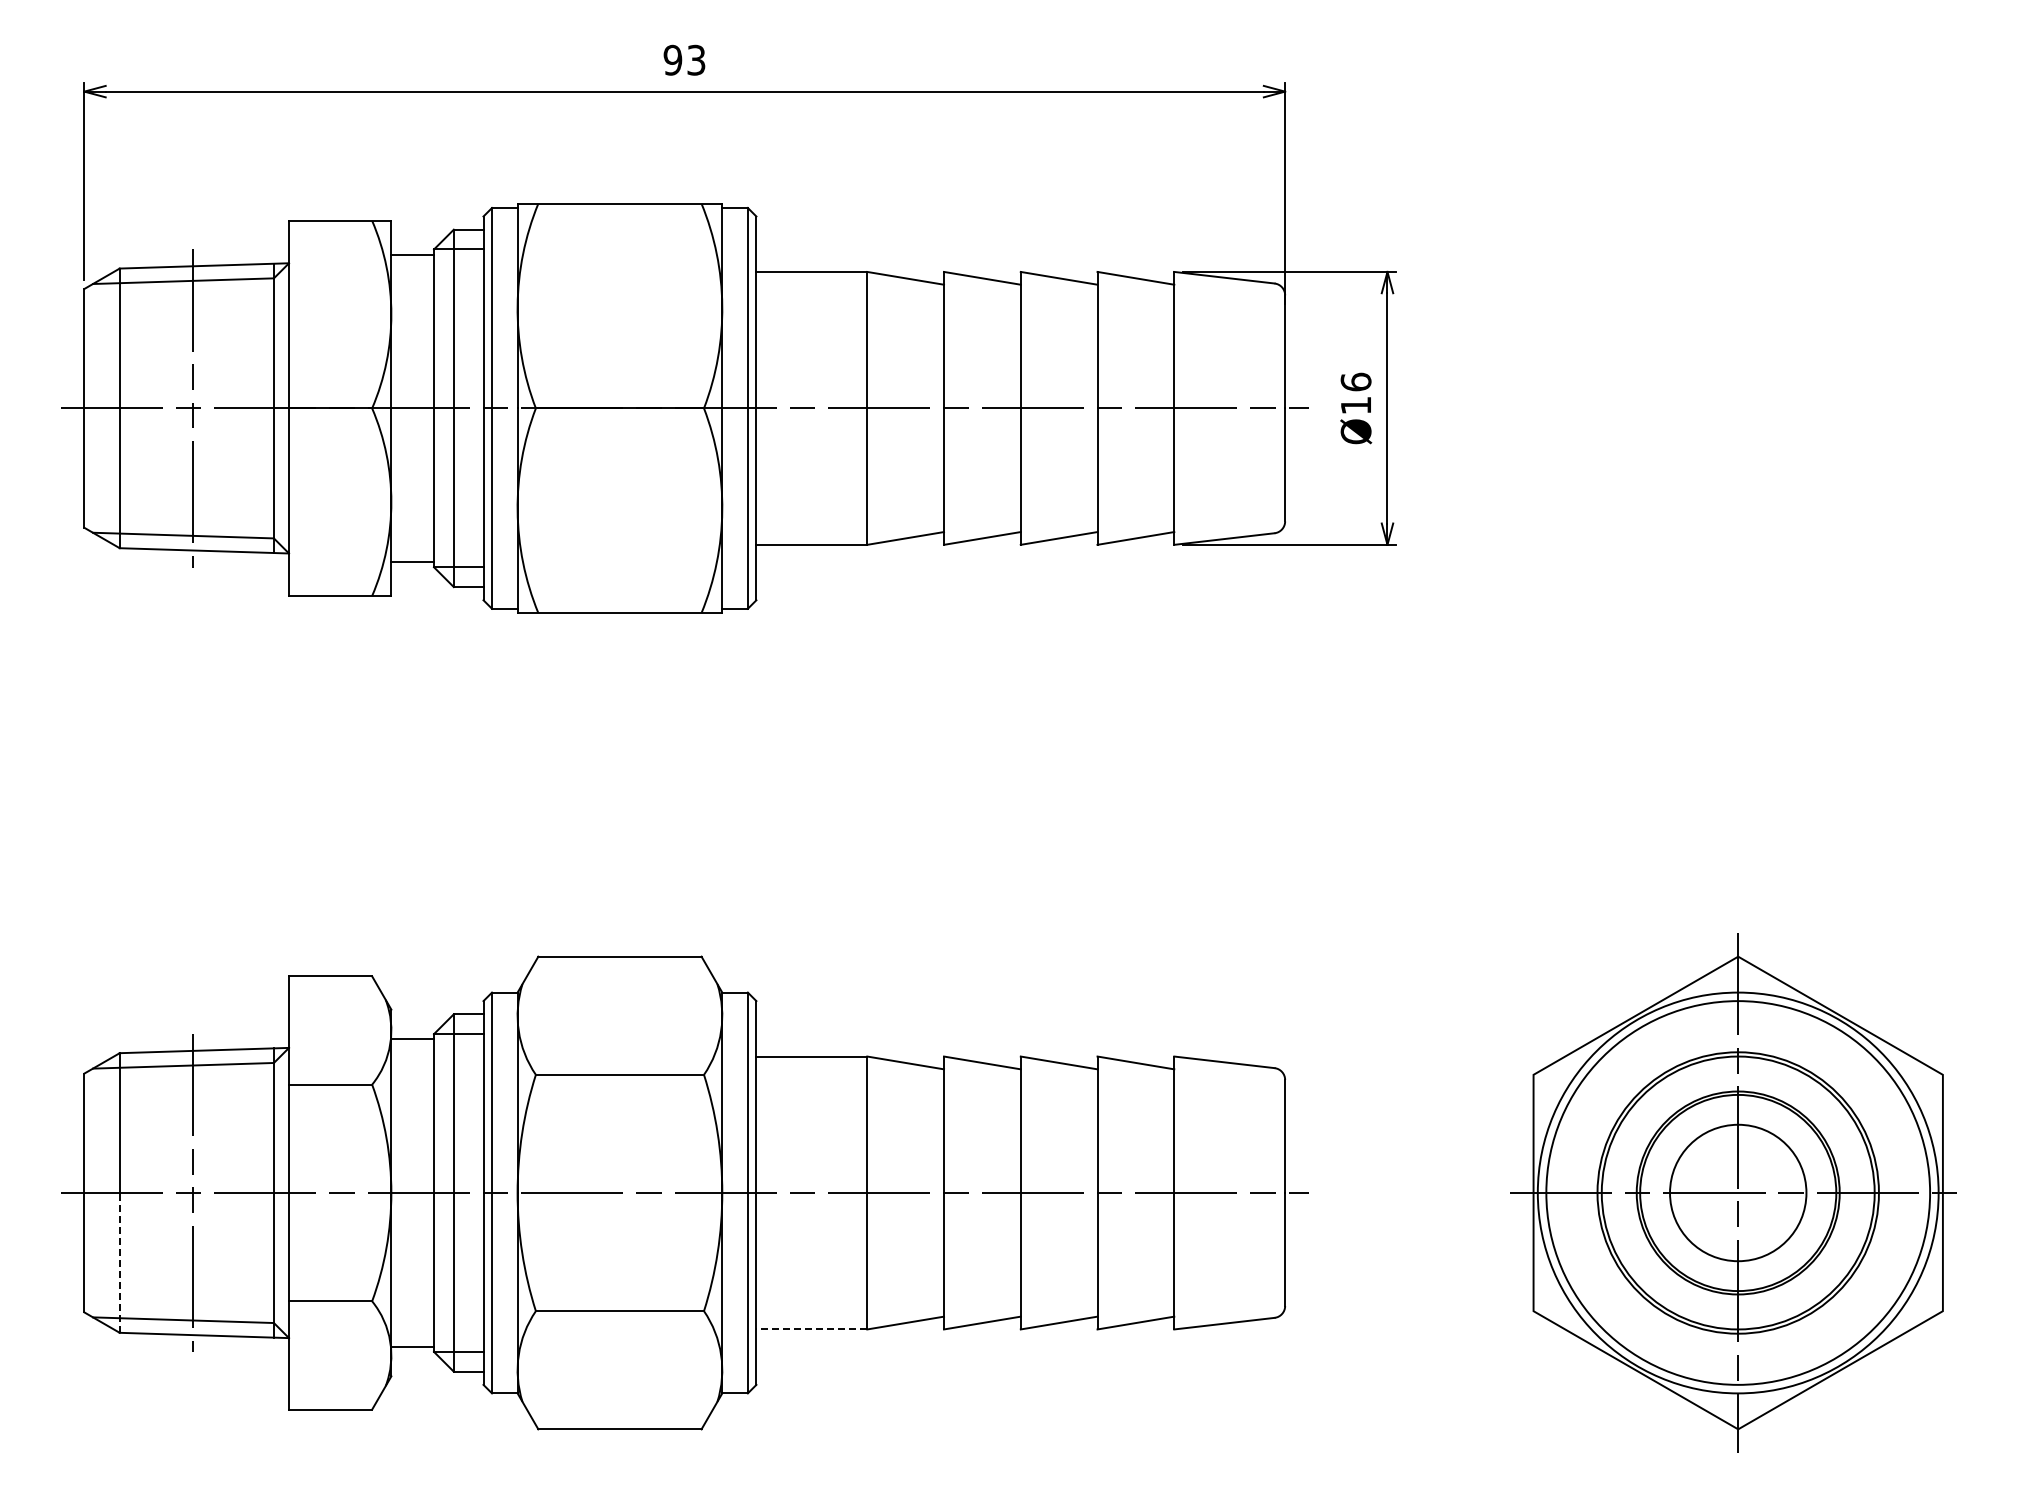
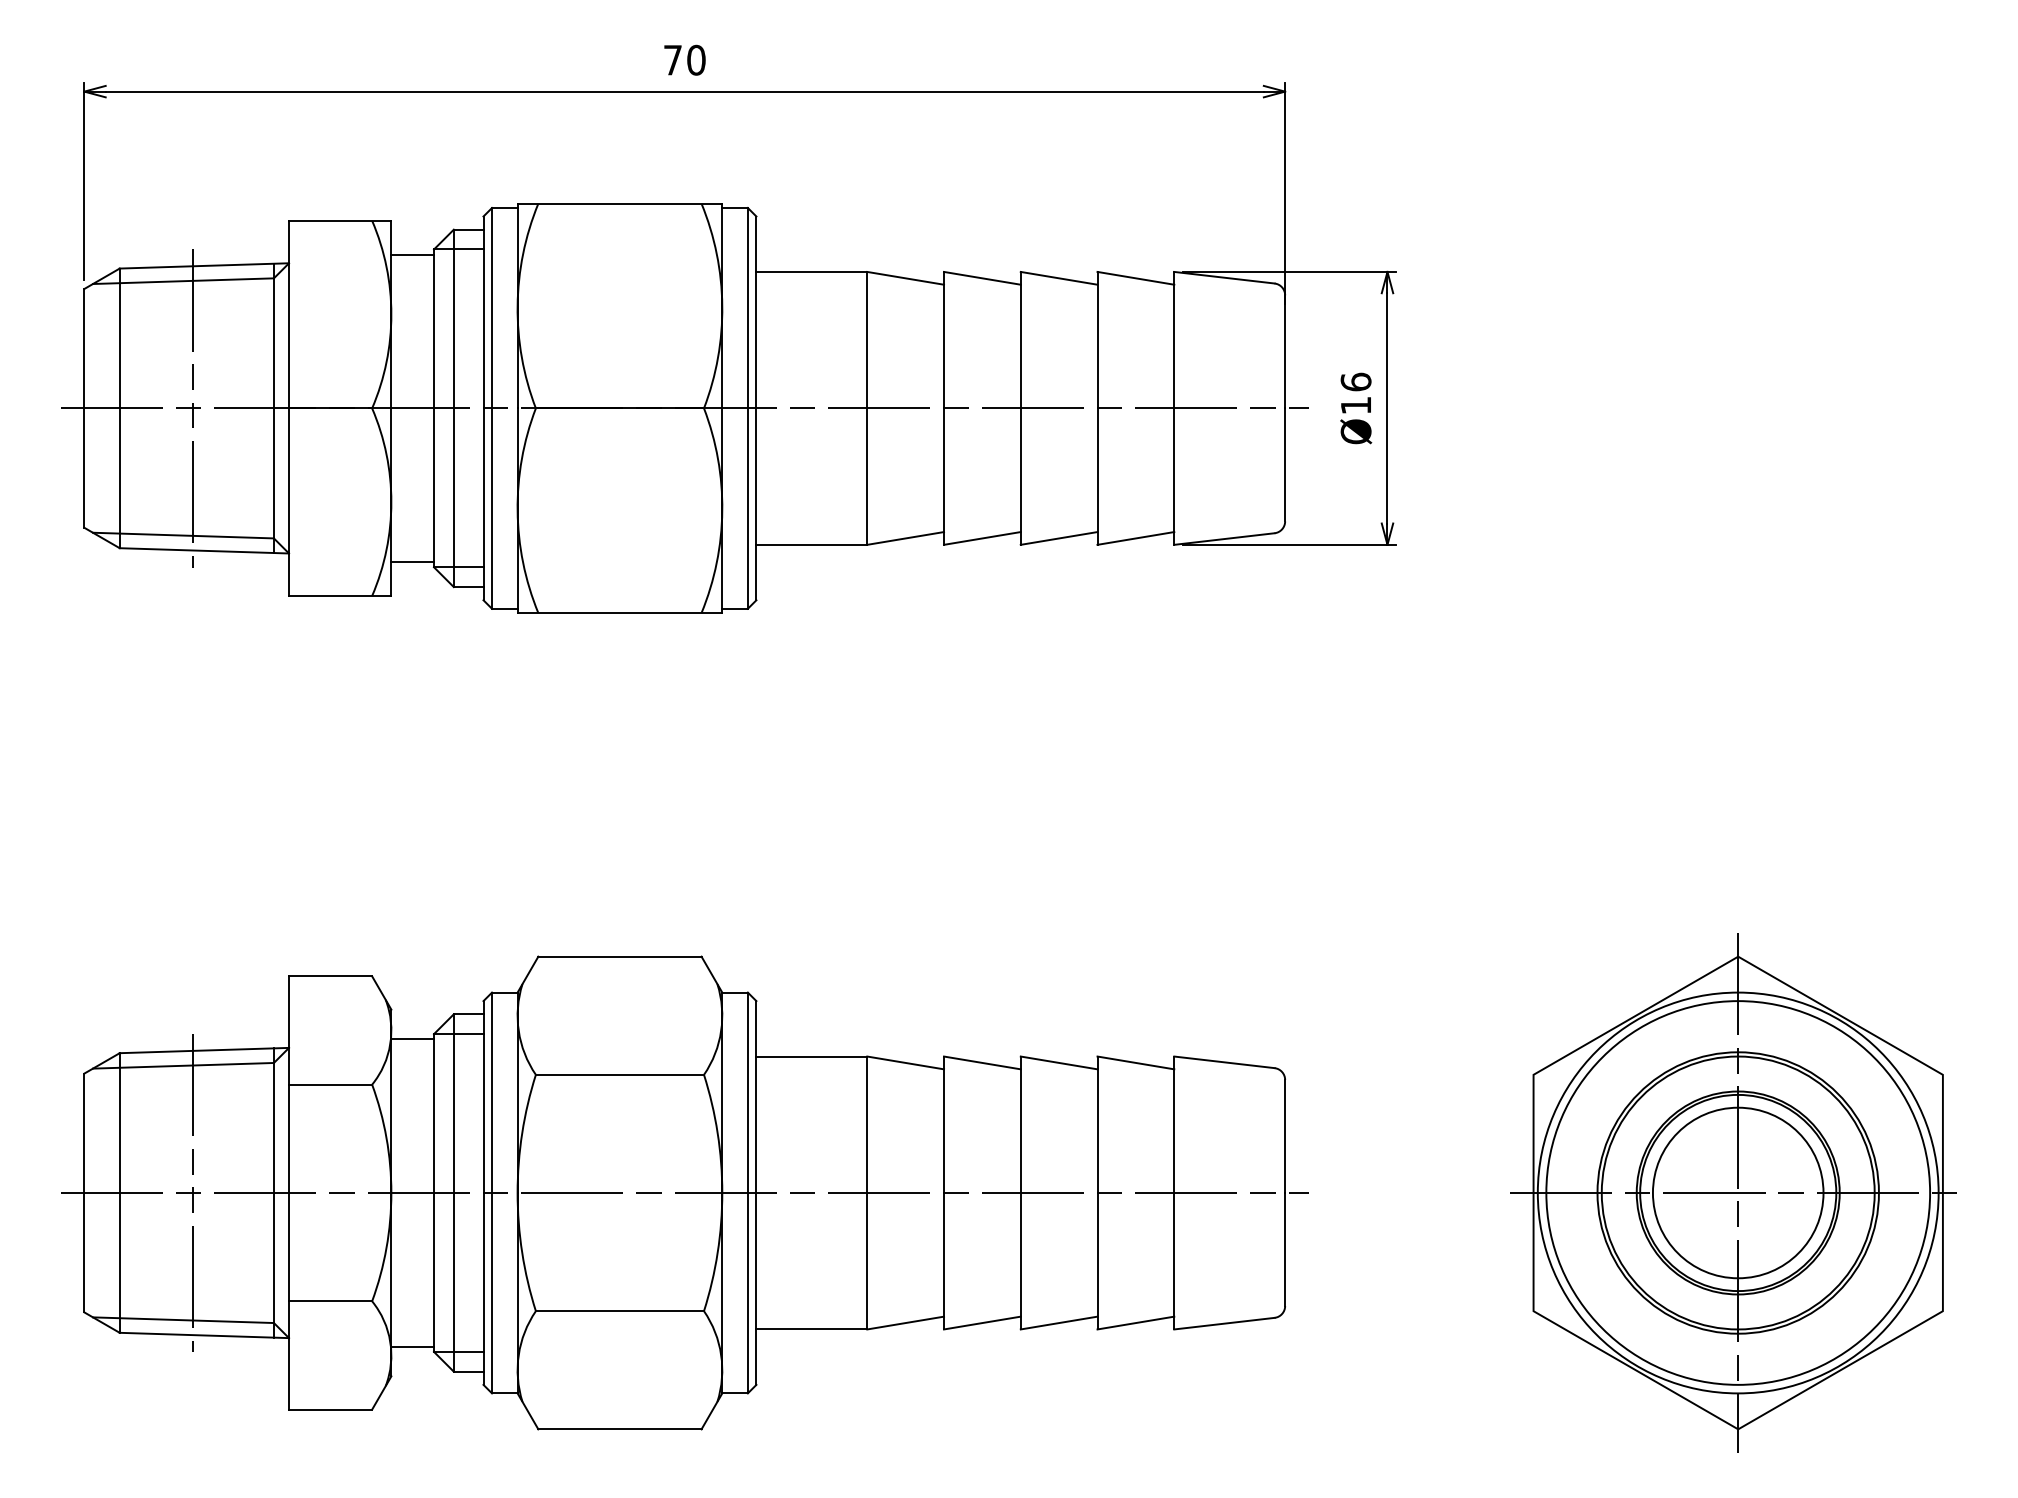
text: 93 -> 70 (684, 59)
circle diameter: 136 px -> 171 px (1737, 1192)
line: dashed -> solid (119, 1262)
line: dashed -> solid (811, 1329)
